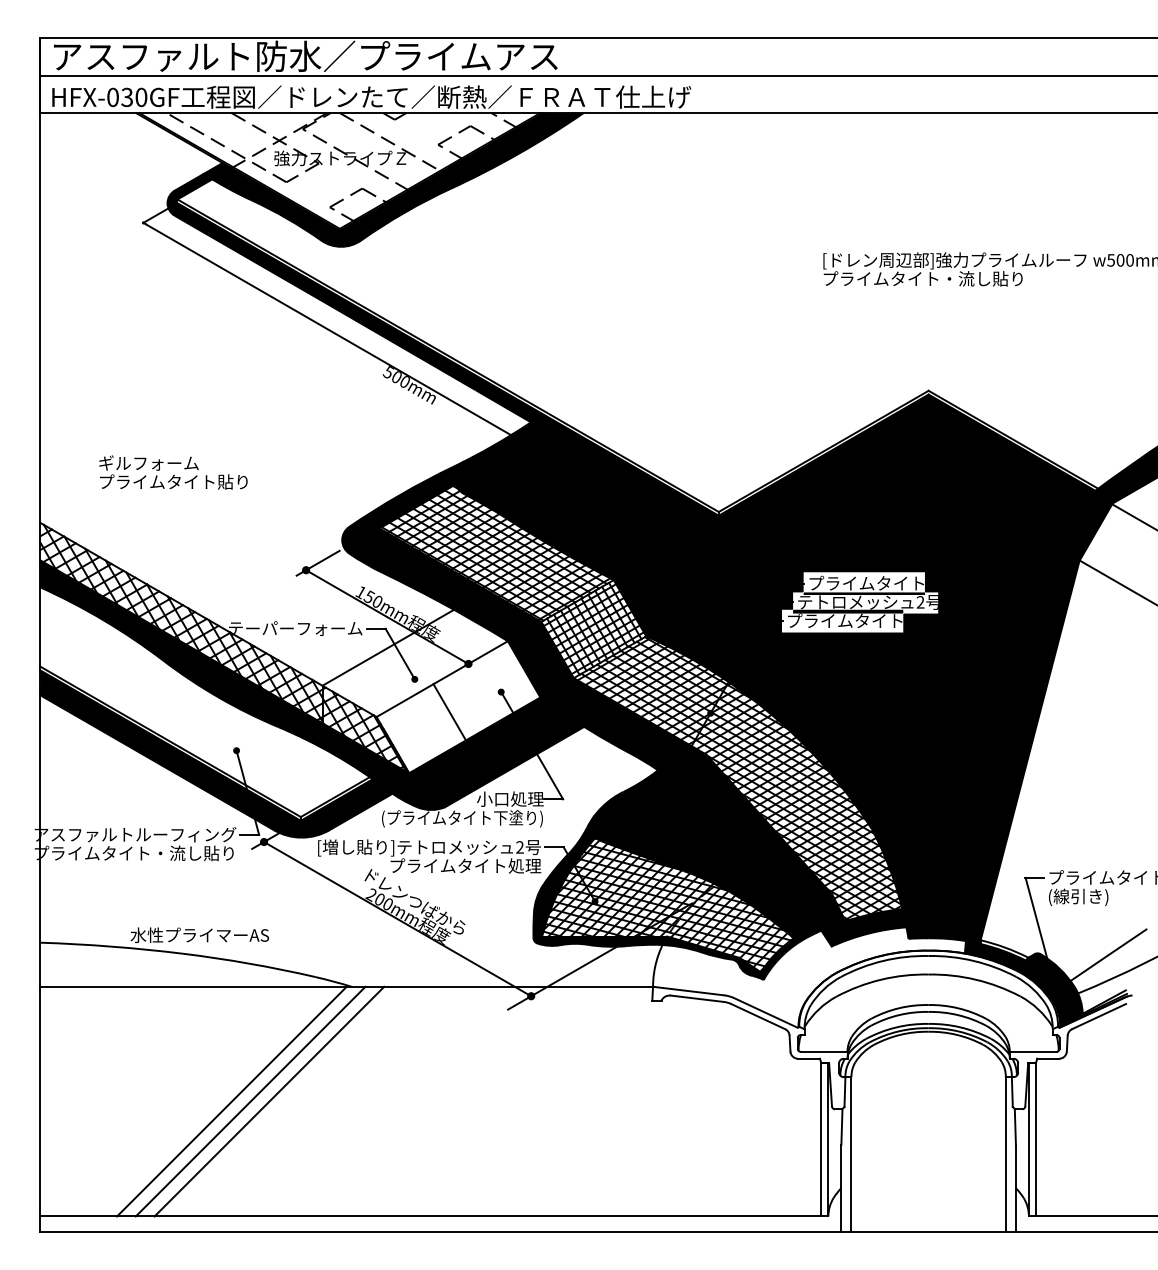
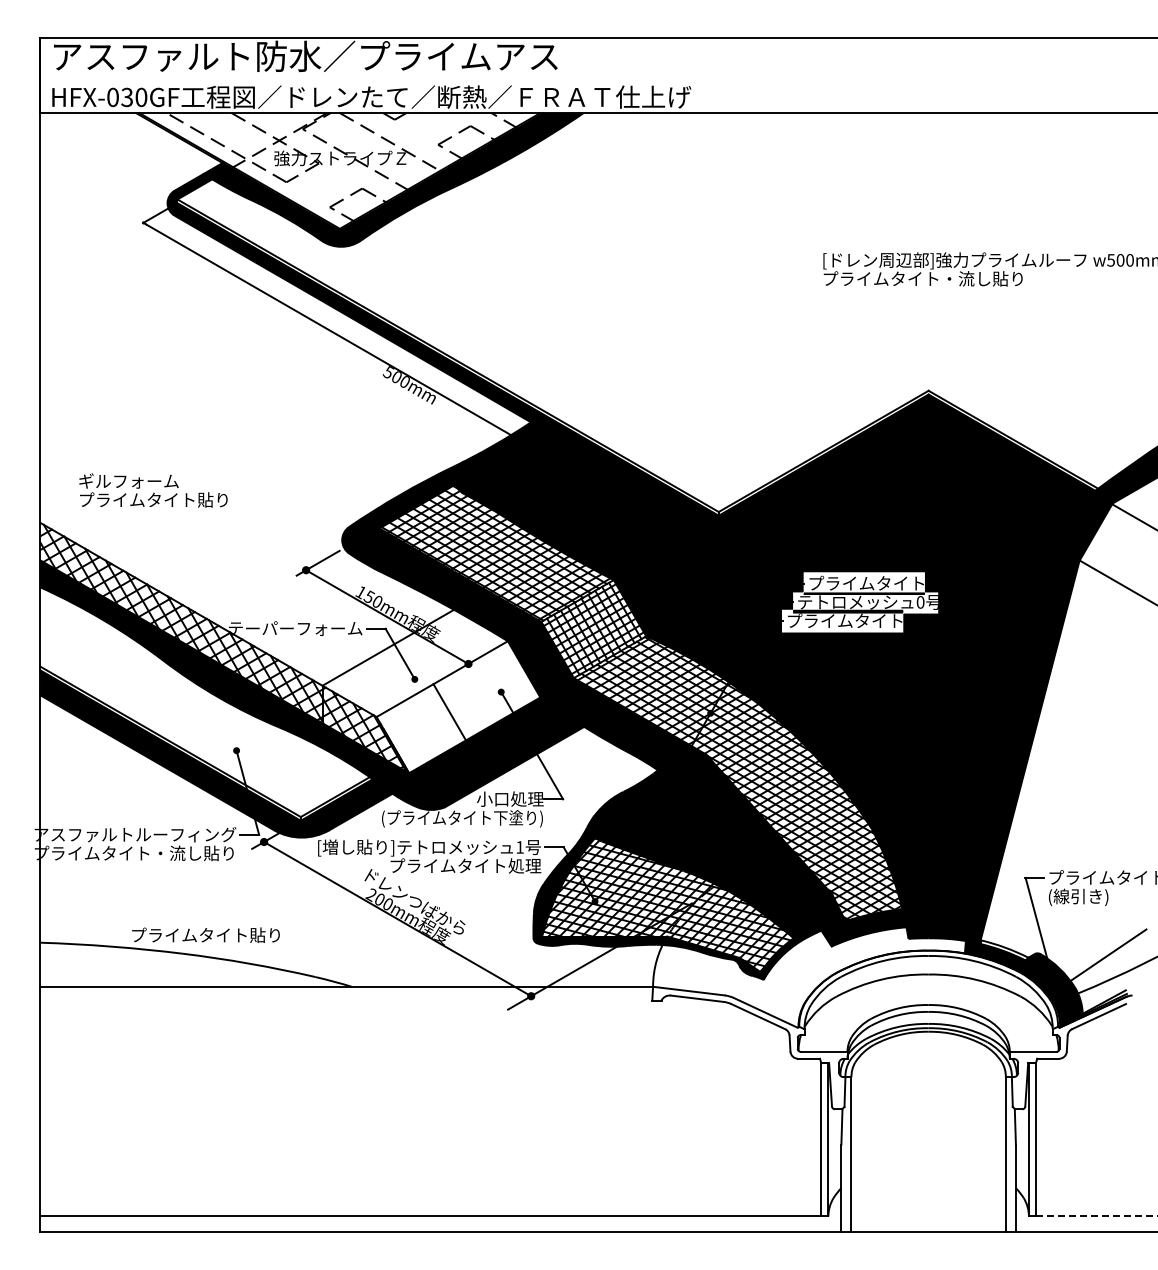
line: present -> none (597, 75)
text position: (173, 472) -> (153, 490) (153, 490)
text: 2 -> 0 (920, 602)
text: 2 -> 1 (519, 847)
text: 水性プライマーAS -> プライムタイト貼り (204, 935)
line: present -> none (231, 1101)
line: present -> none (250, 1101)
line: present -> none (269, 1101)
line: solid -> dashed (1096, 1216)
